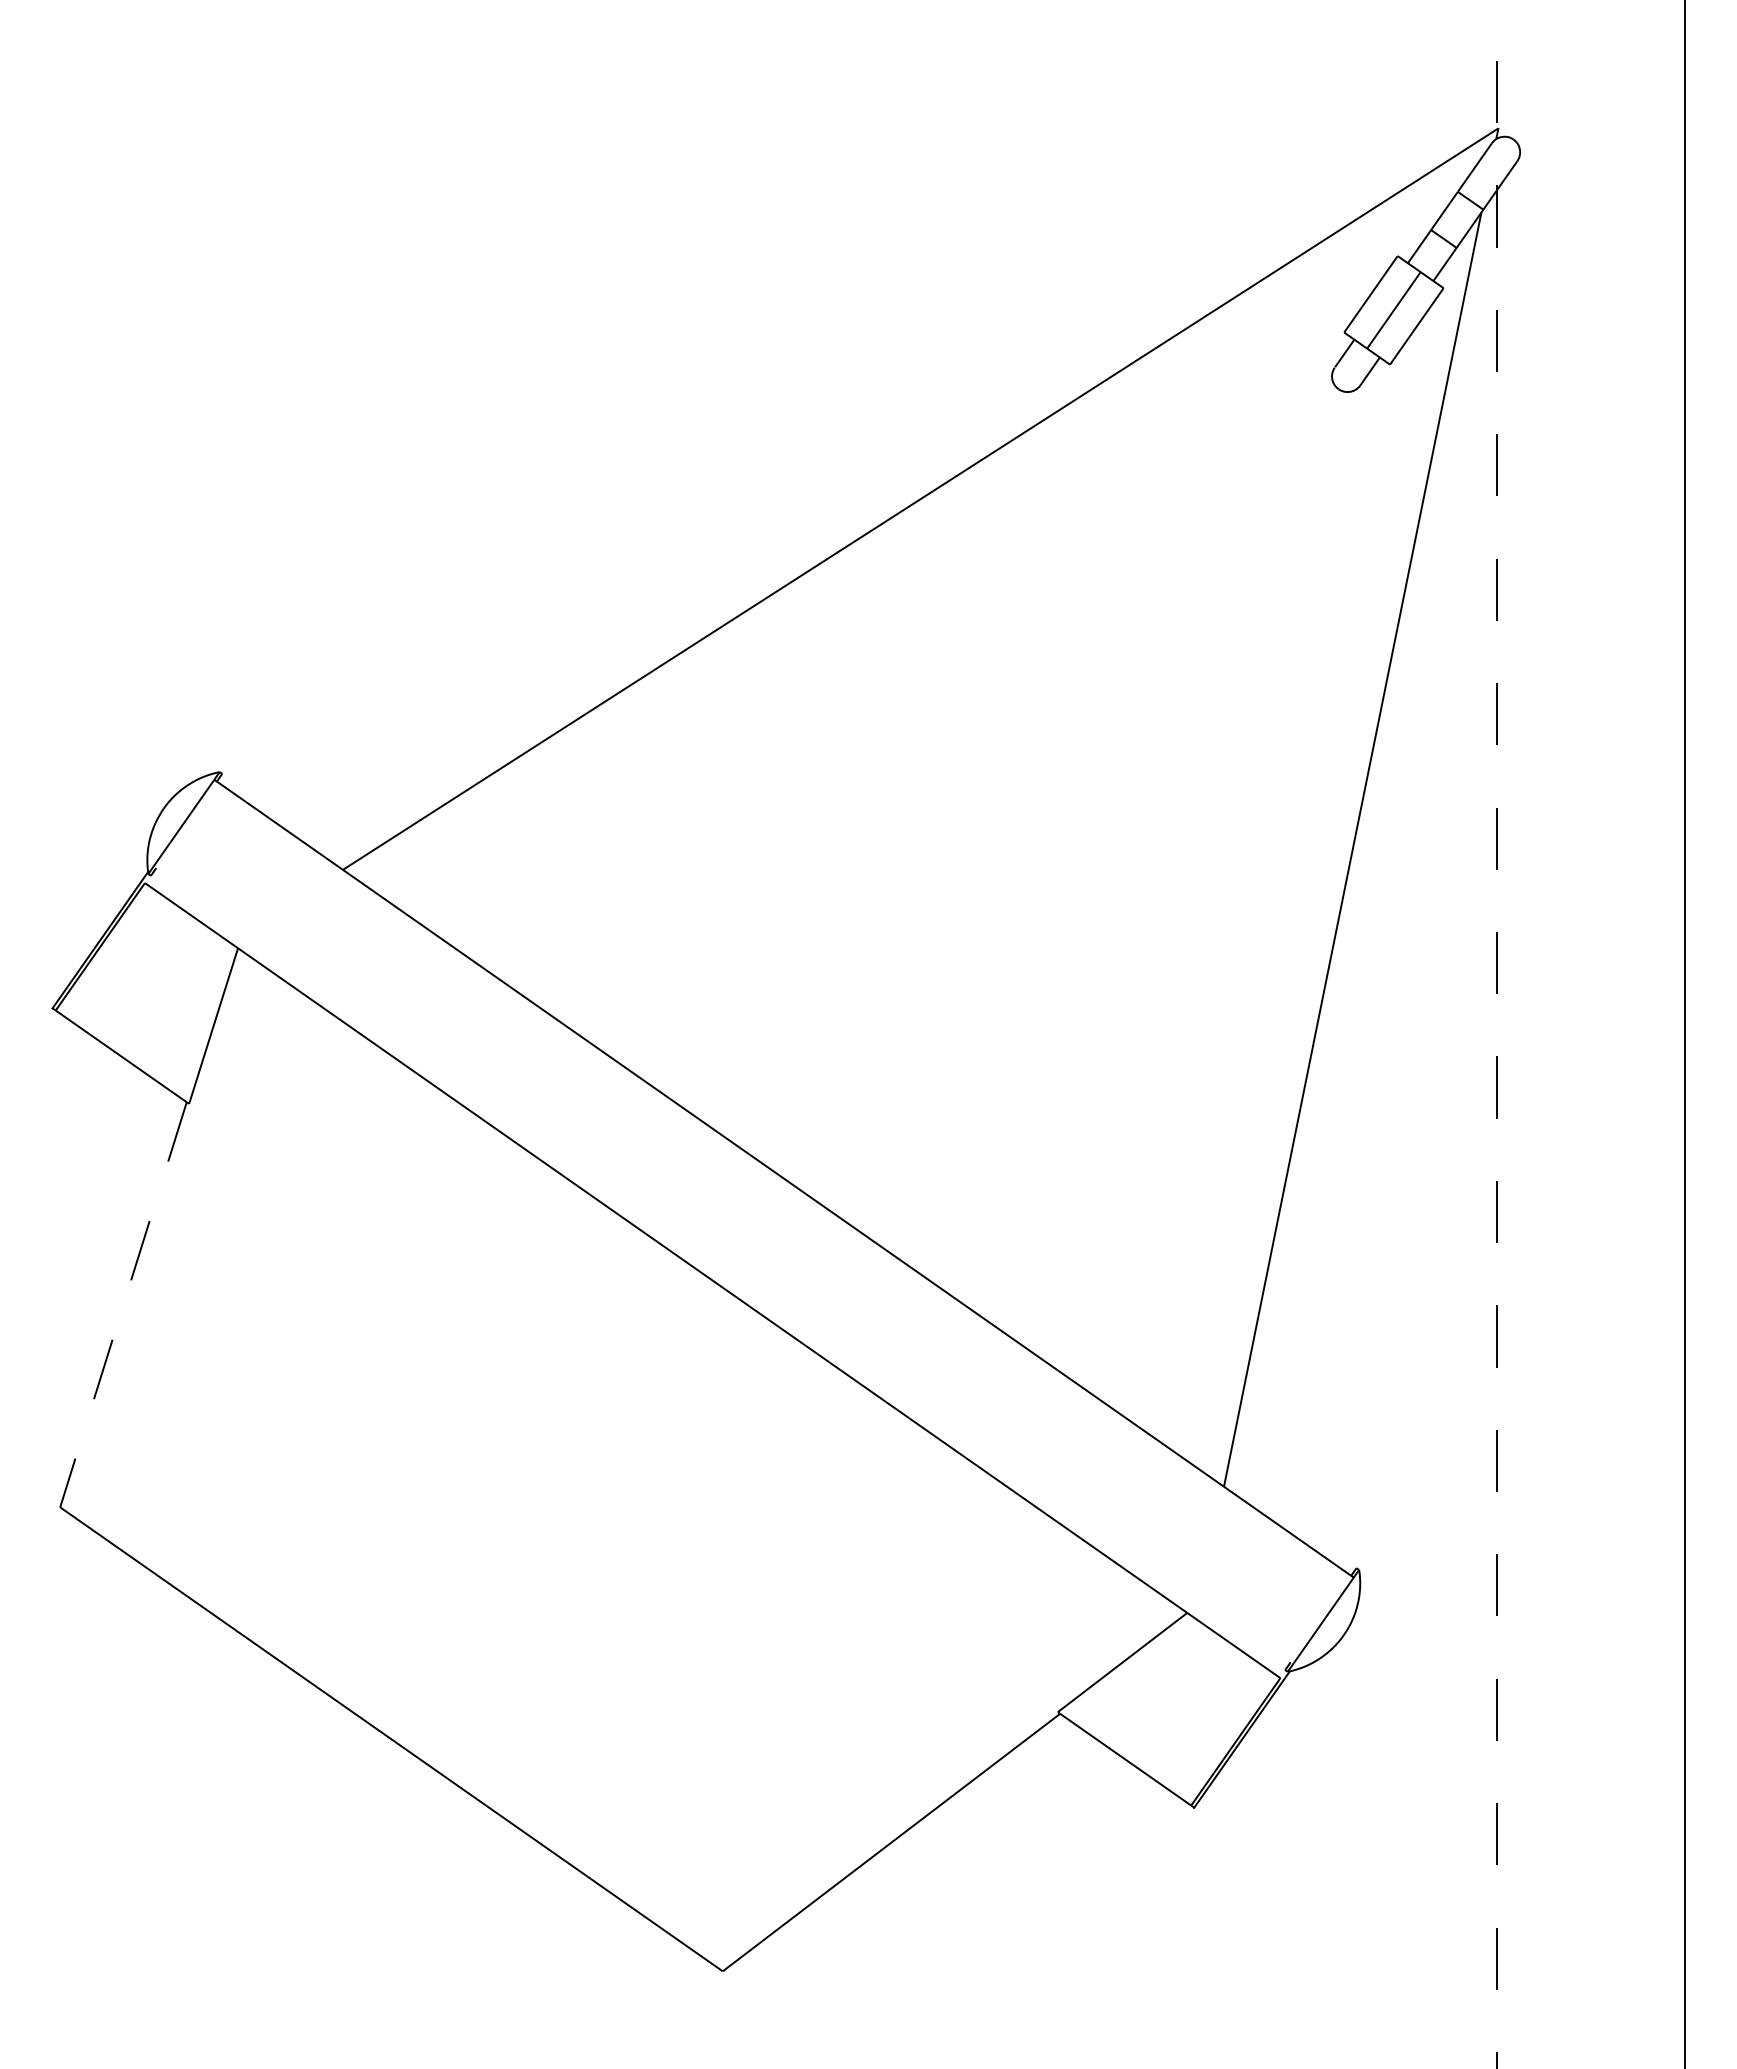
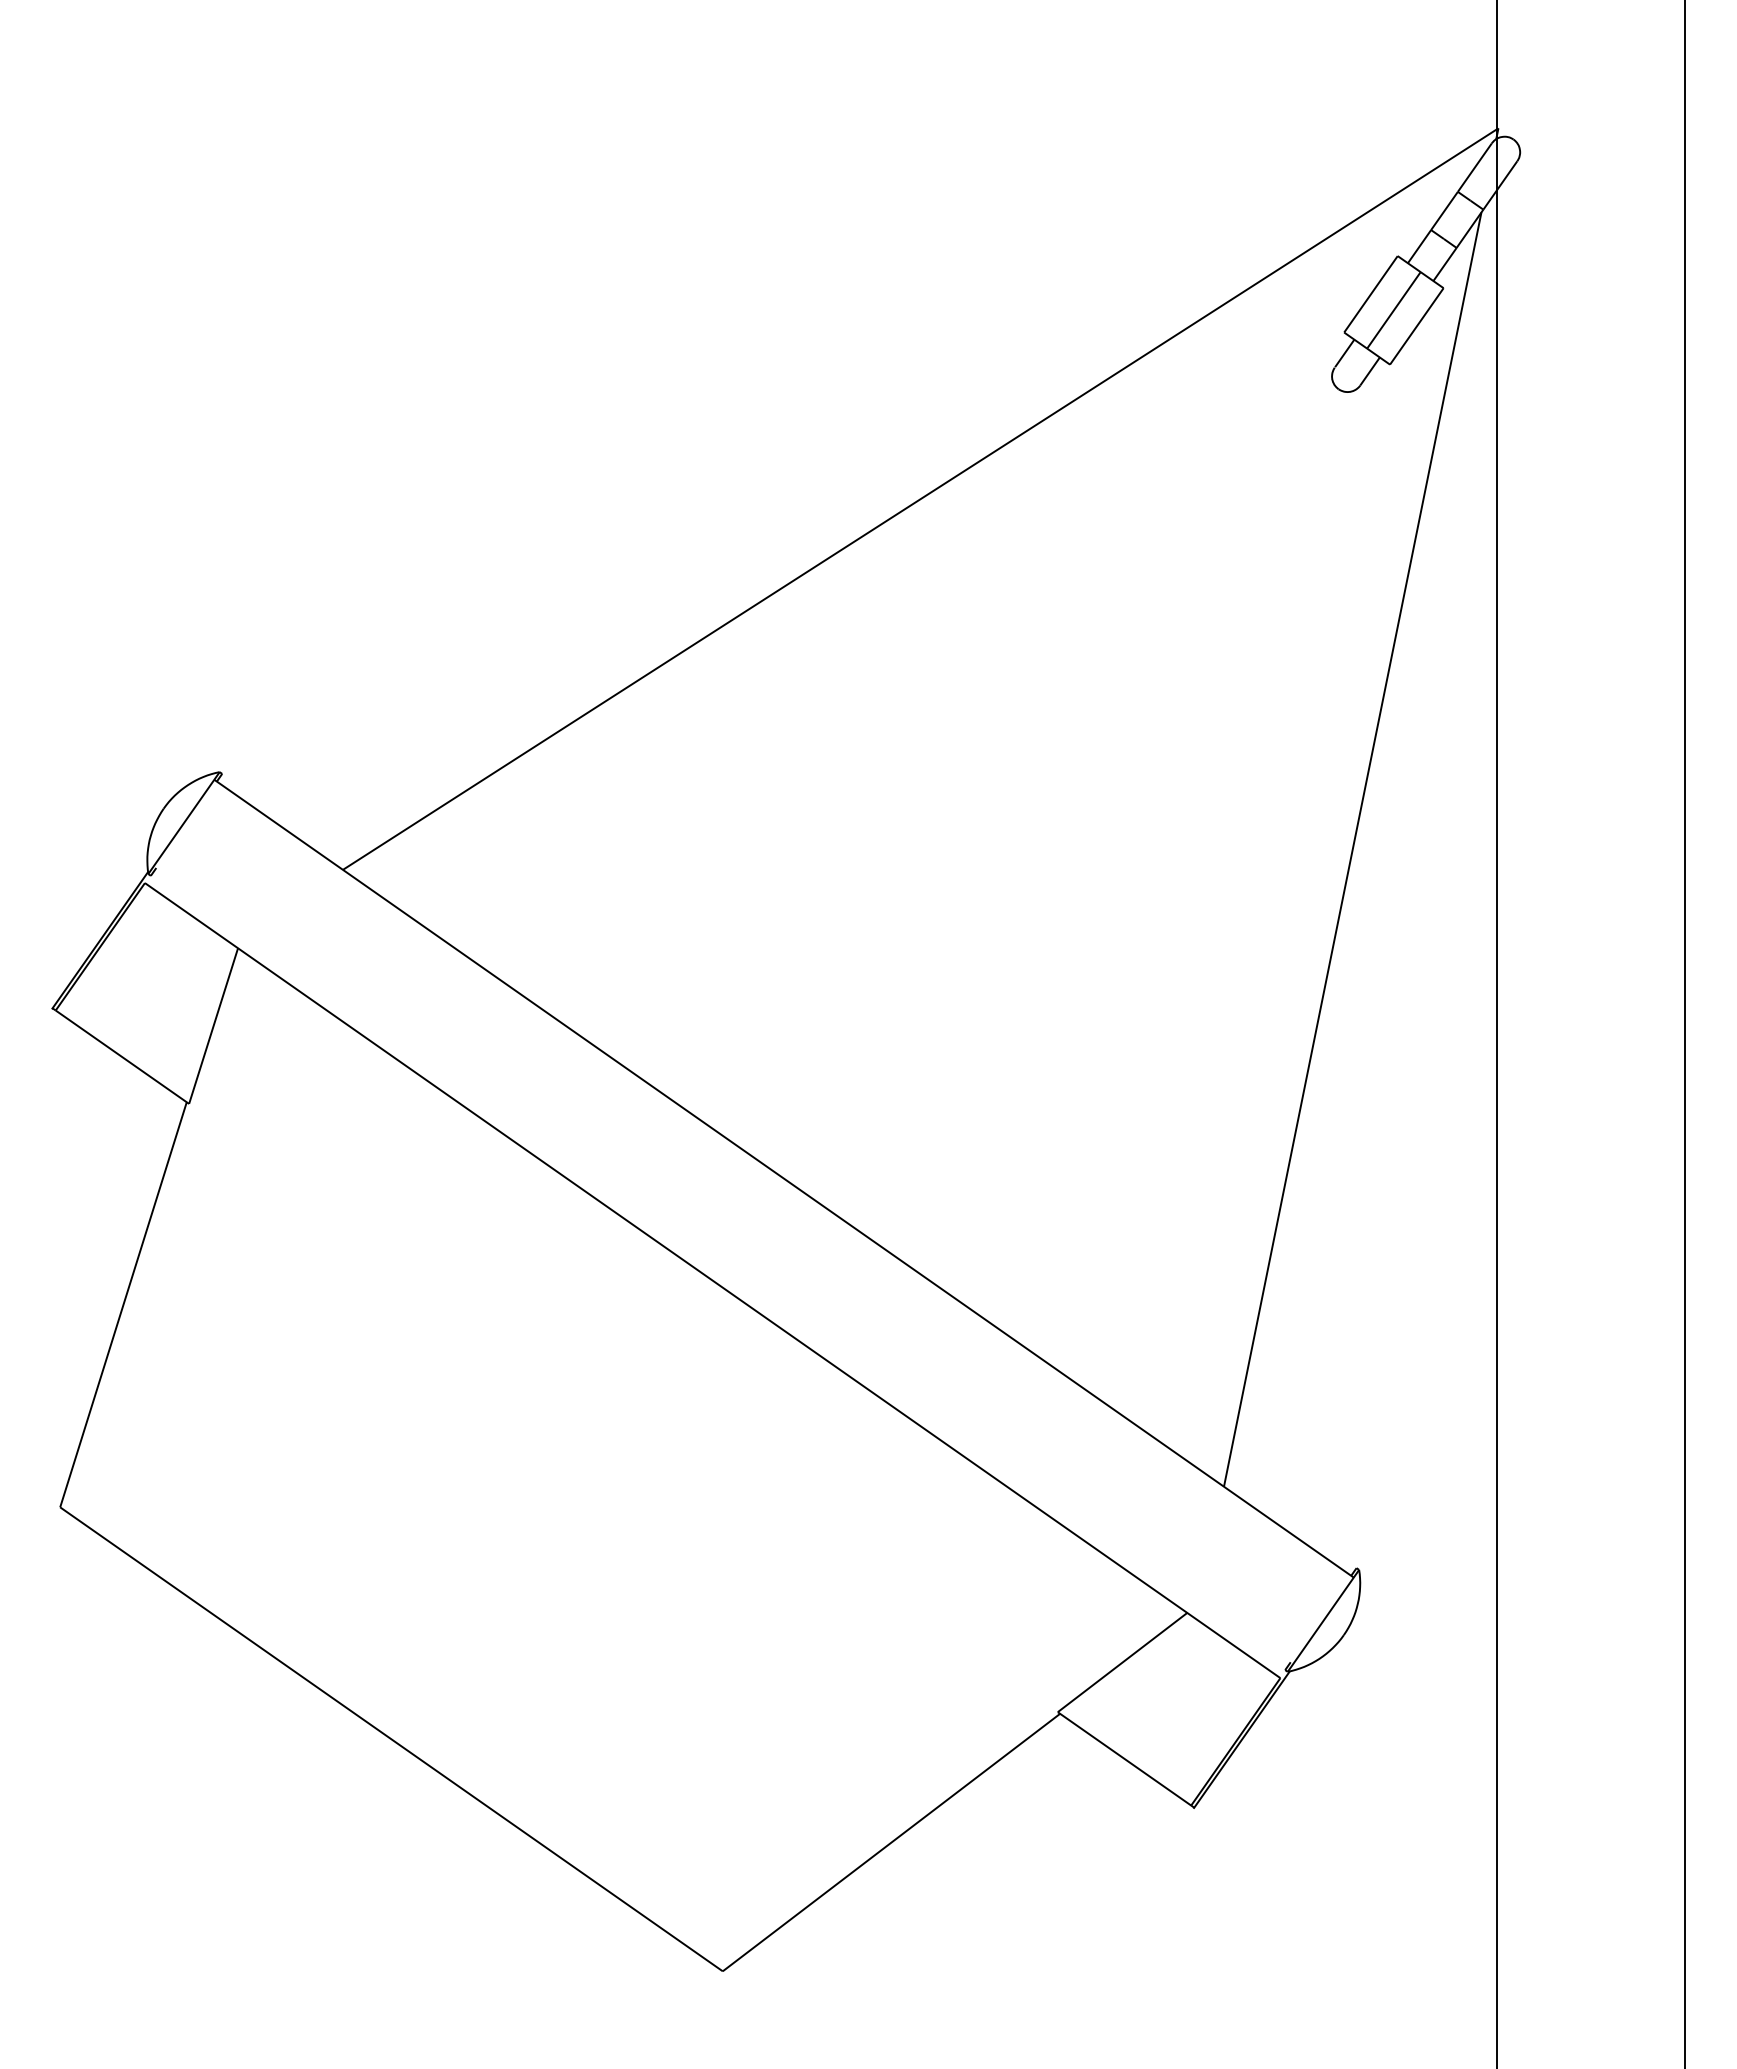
line: dashed -> solid (1496, 1034)
line: dashed -> solid (123, 1305)
